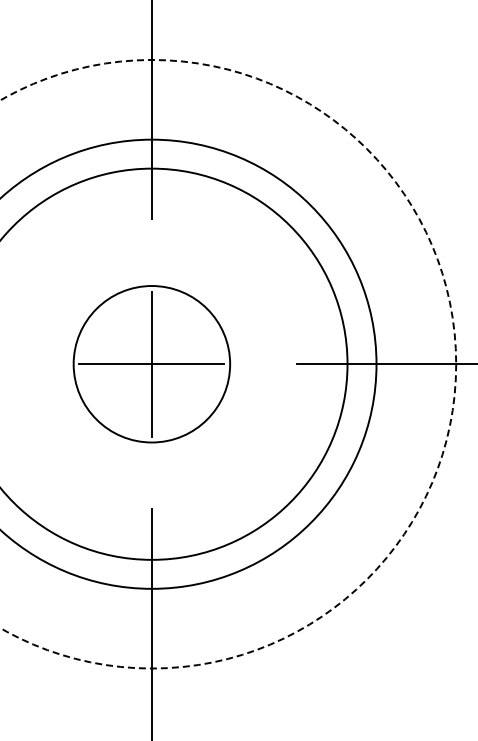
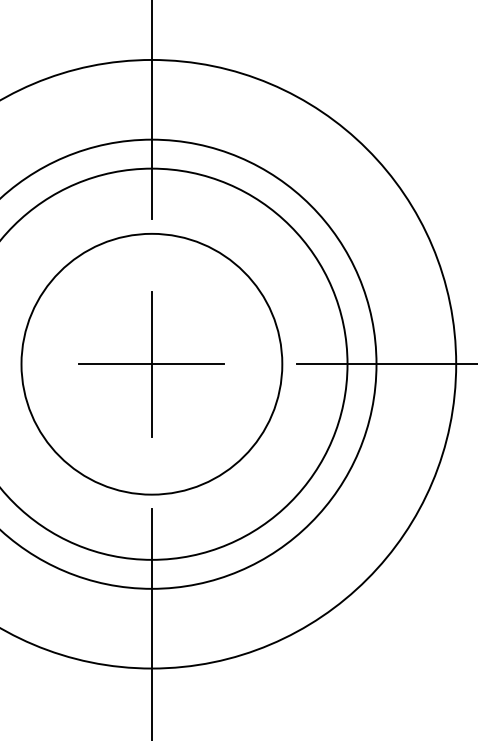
circle: dashed -> solid (228, 363)
circle diameter: 156 px -> 261 px (151, 363)
